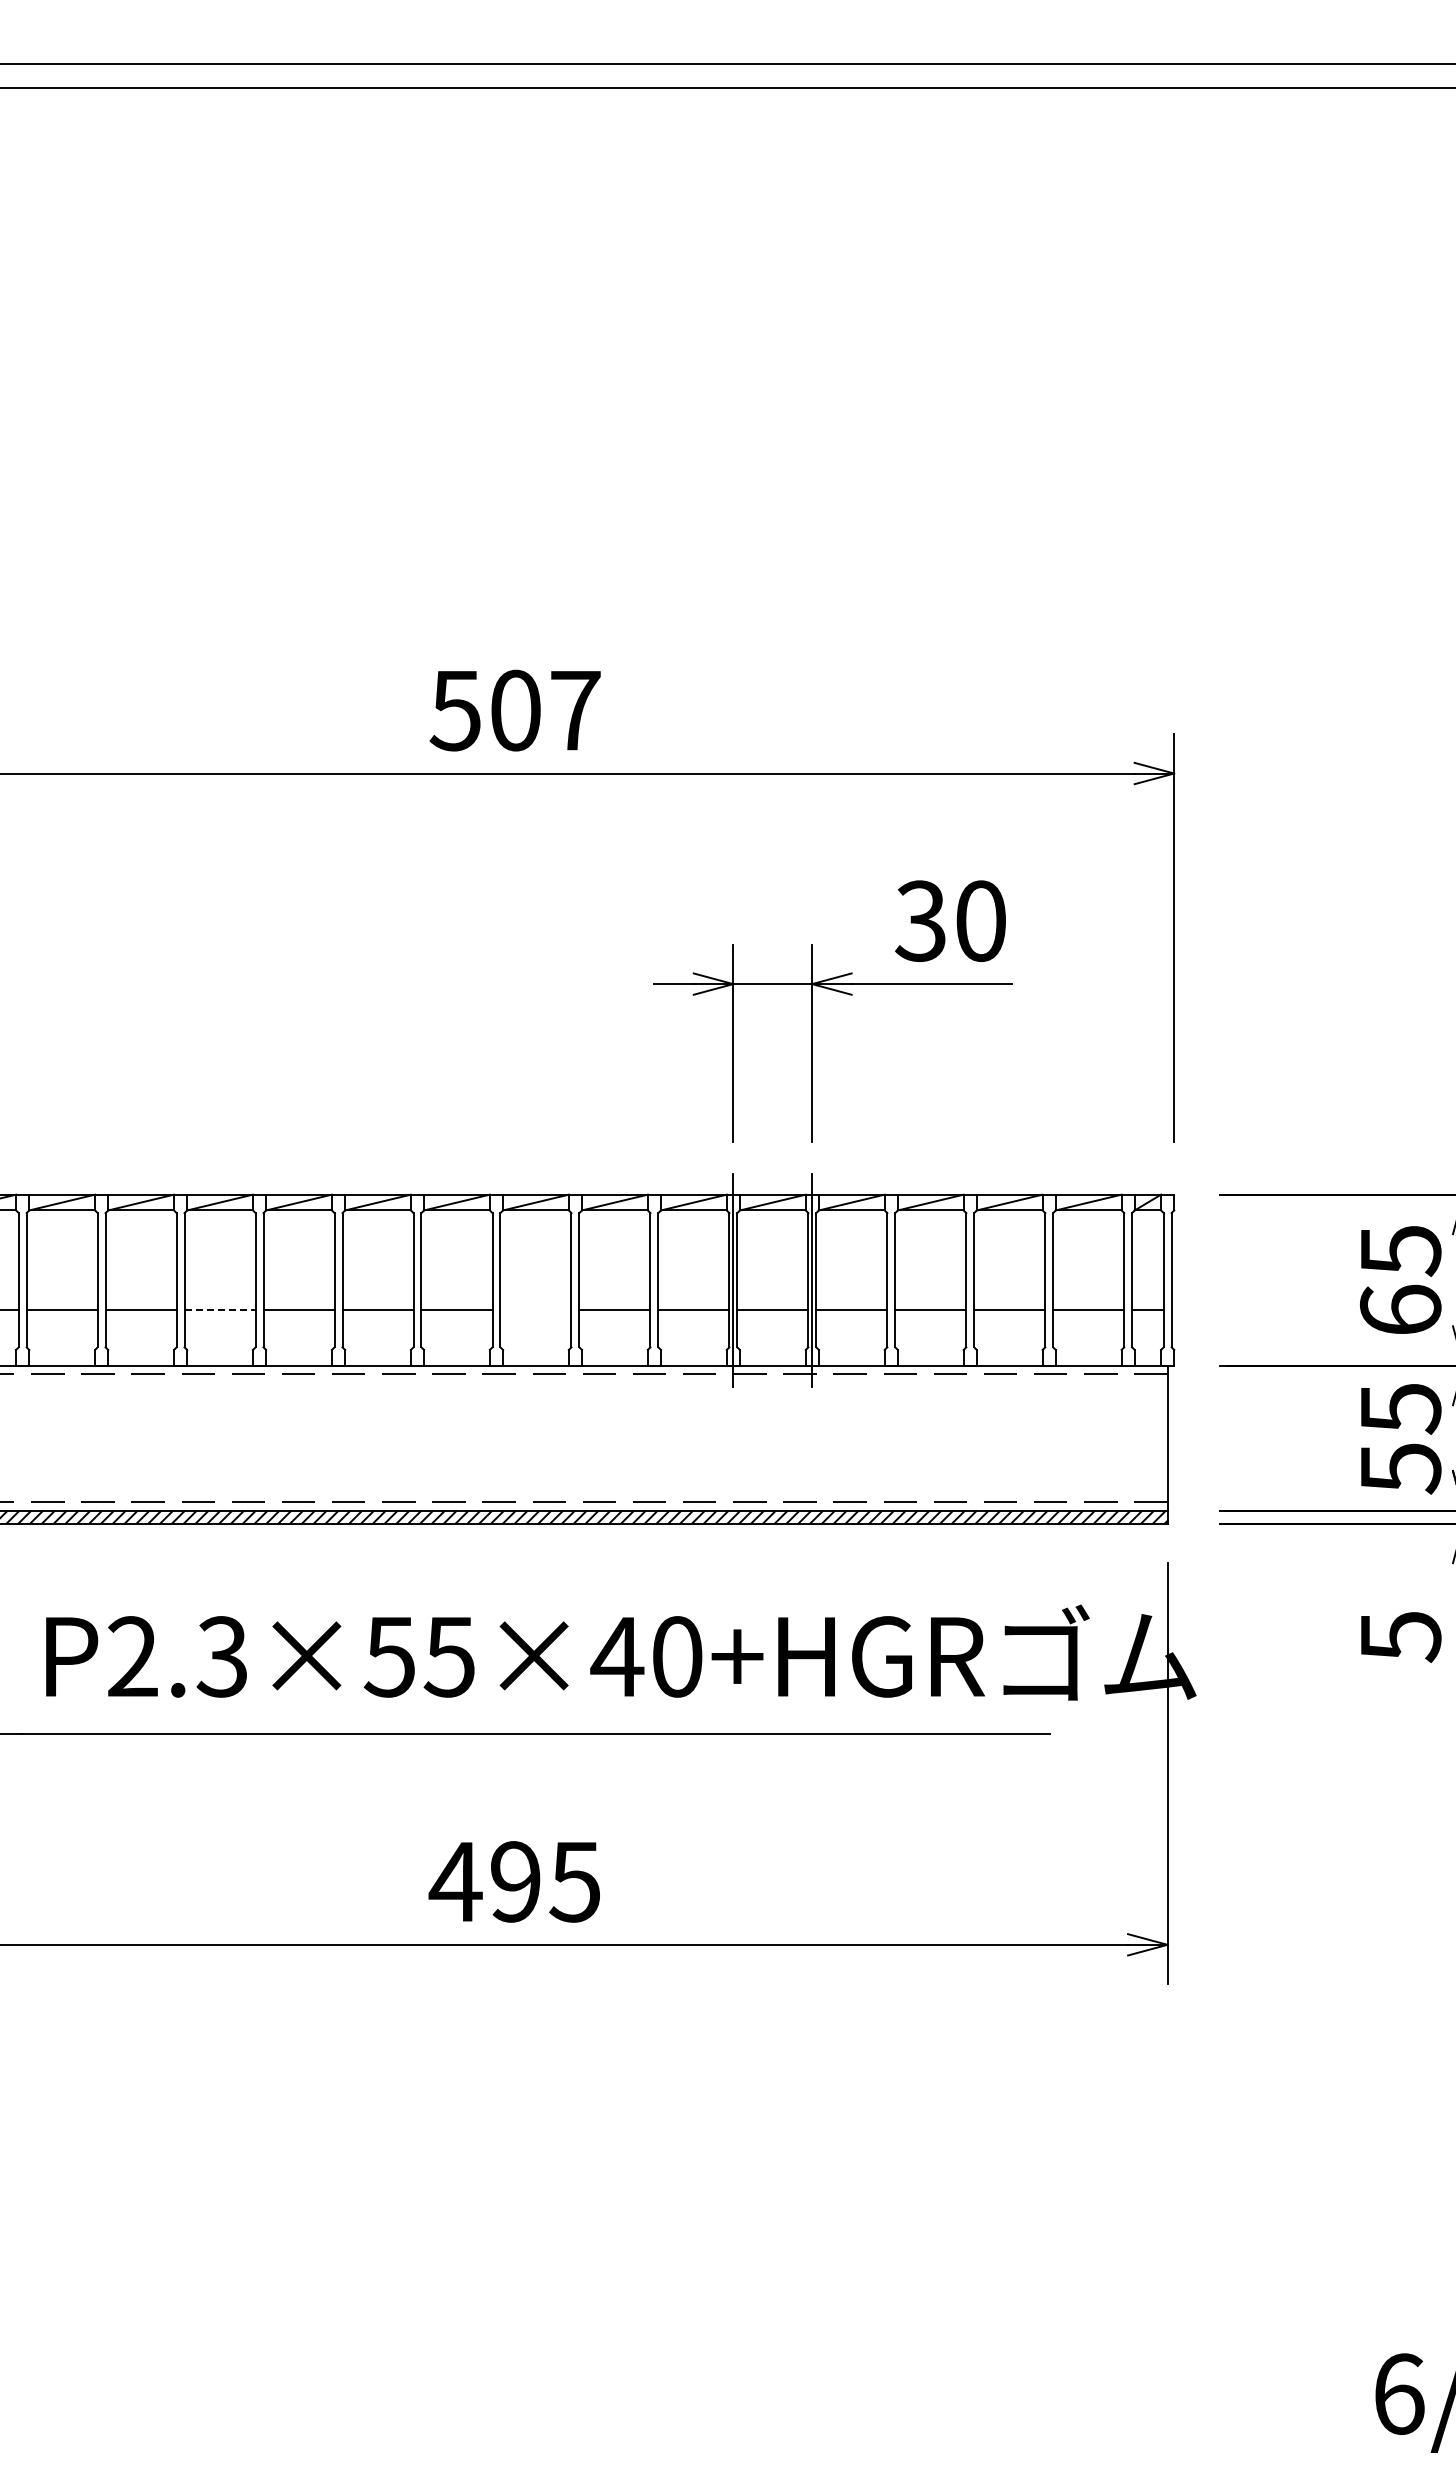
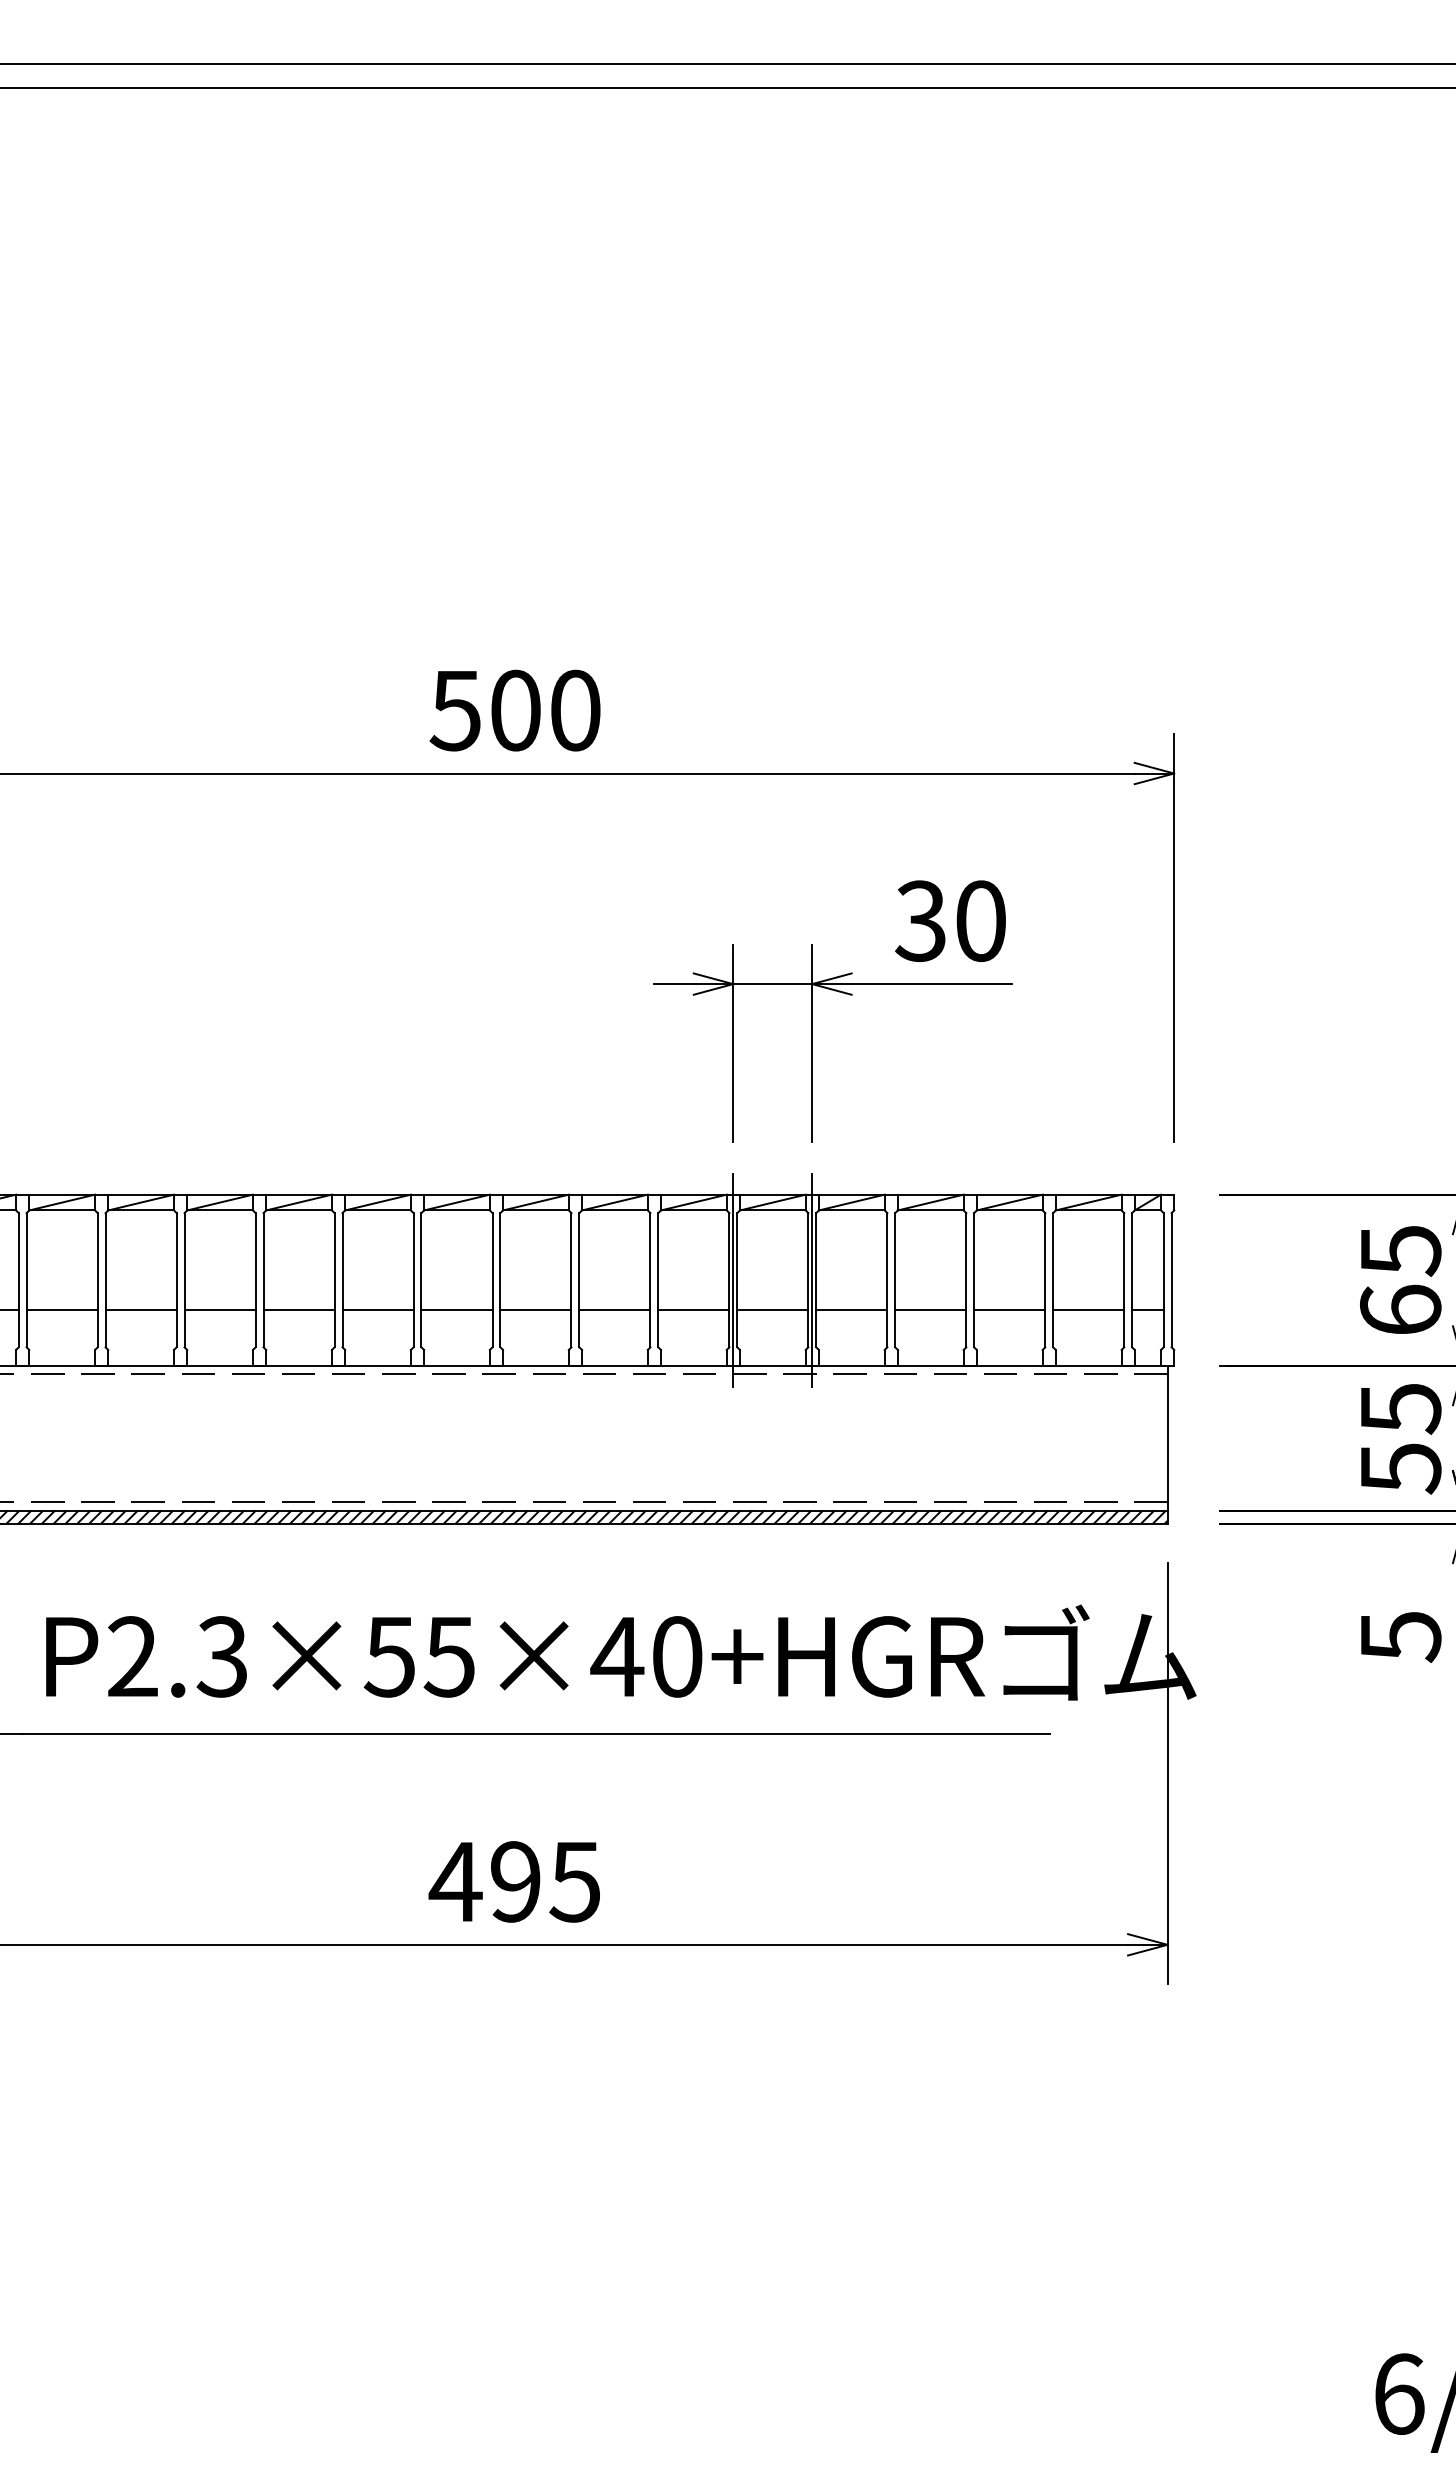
text: 507 -> 500 (575, 710)
line: dashed -> solid (220, 1310)
line: none -> present (535, 1310)
